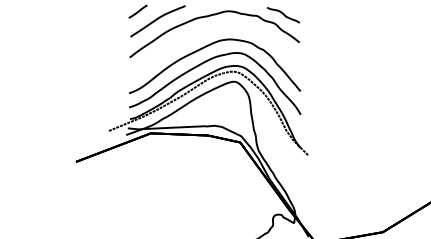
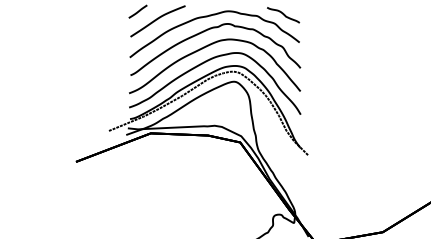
curve: none -> present (206, 31)
